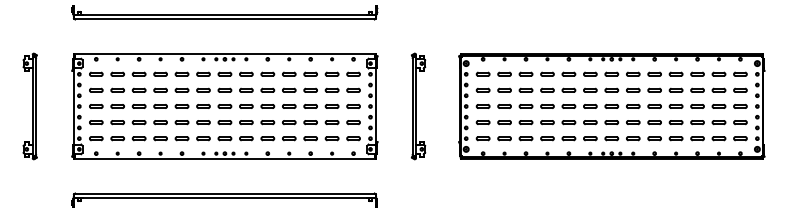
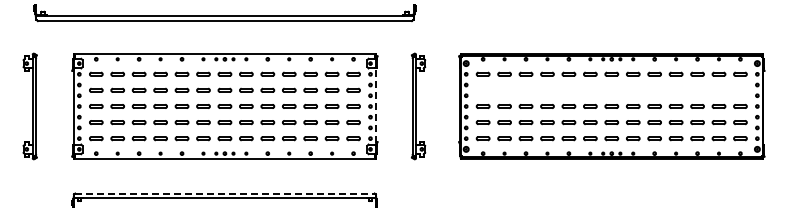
part size: 308x16 px -> 384x19 px (224, 13)
part: present -> none (611, 89)
line: solid -> dashed (376, 105)
line: solid -> dashed (224, 193)
